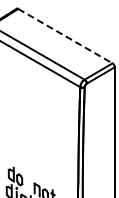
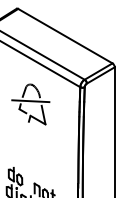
line: dashed -> solid (65, 36)
part: none -> present (30, 104)
